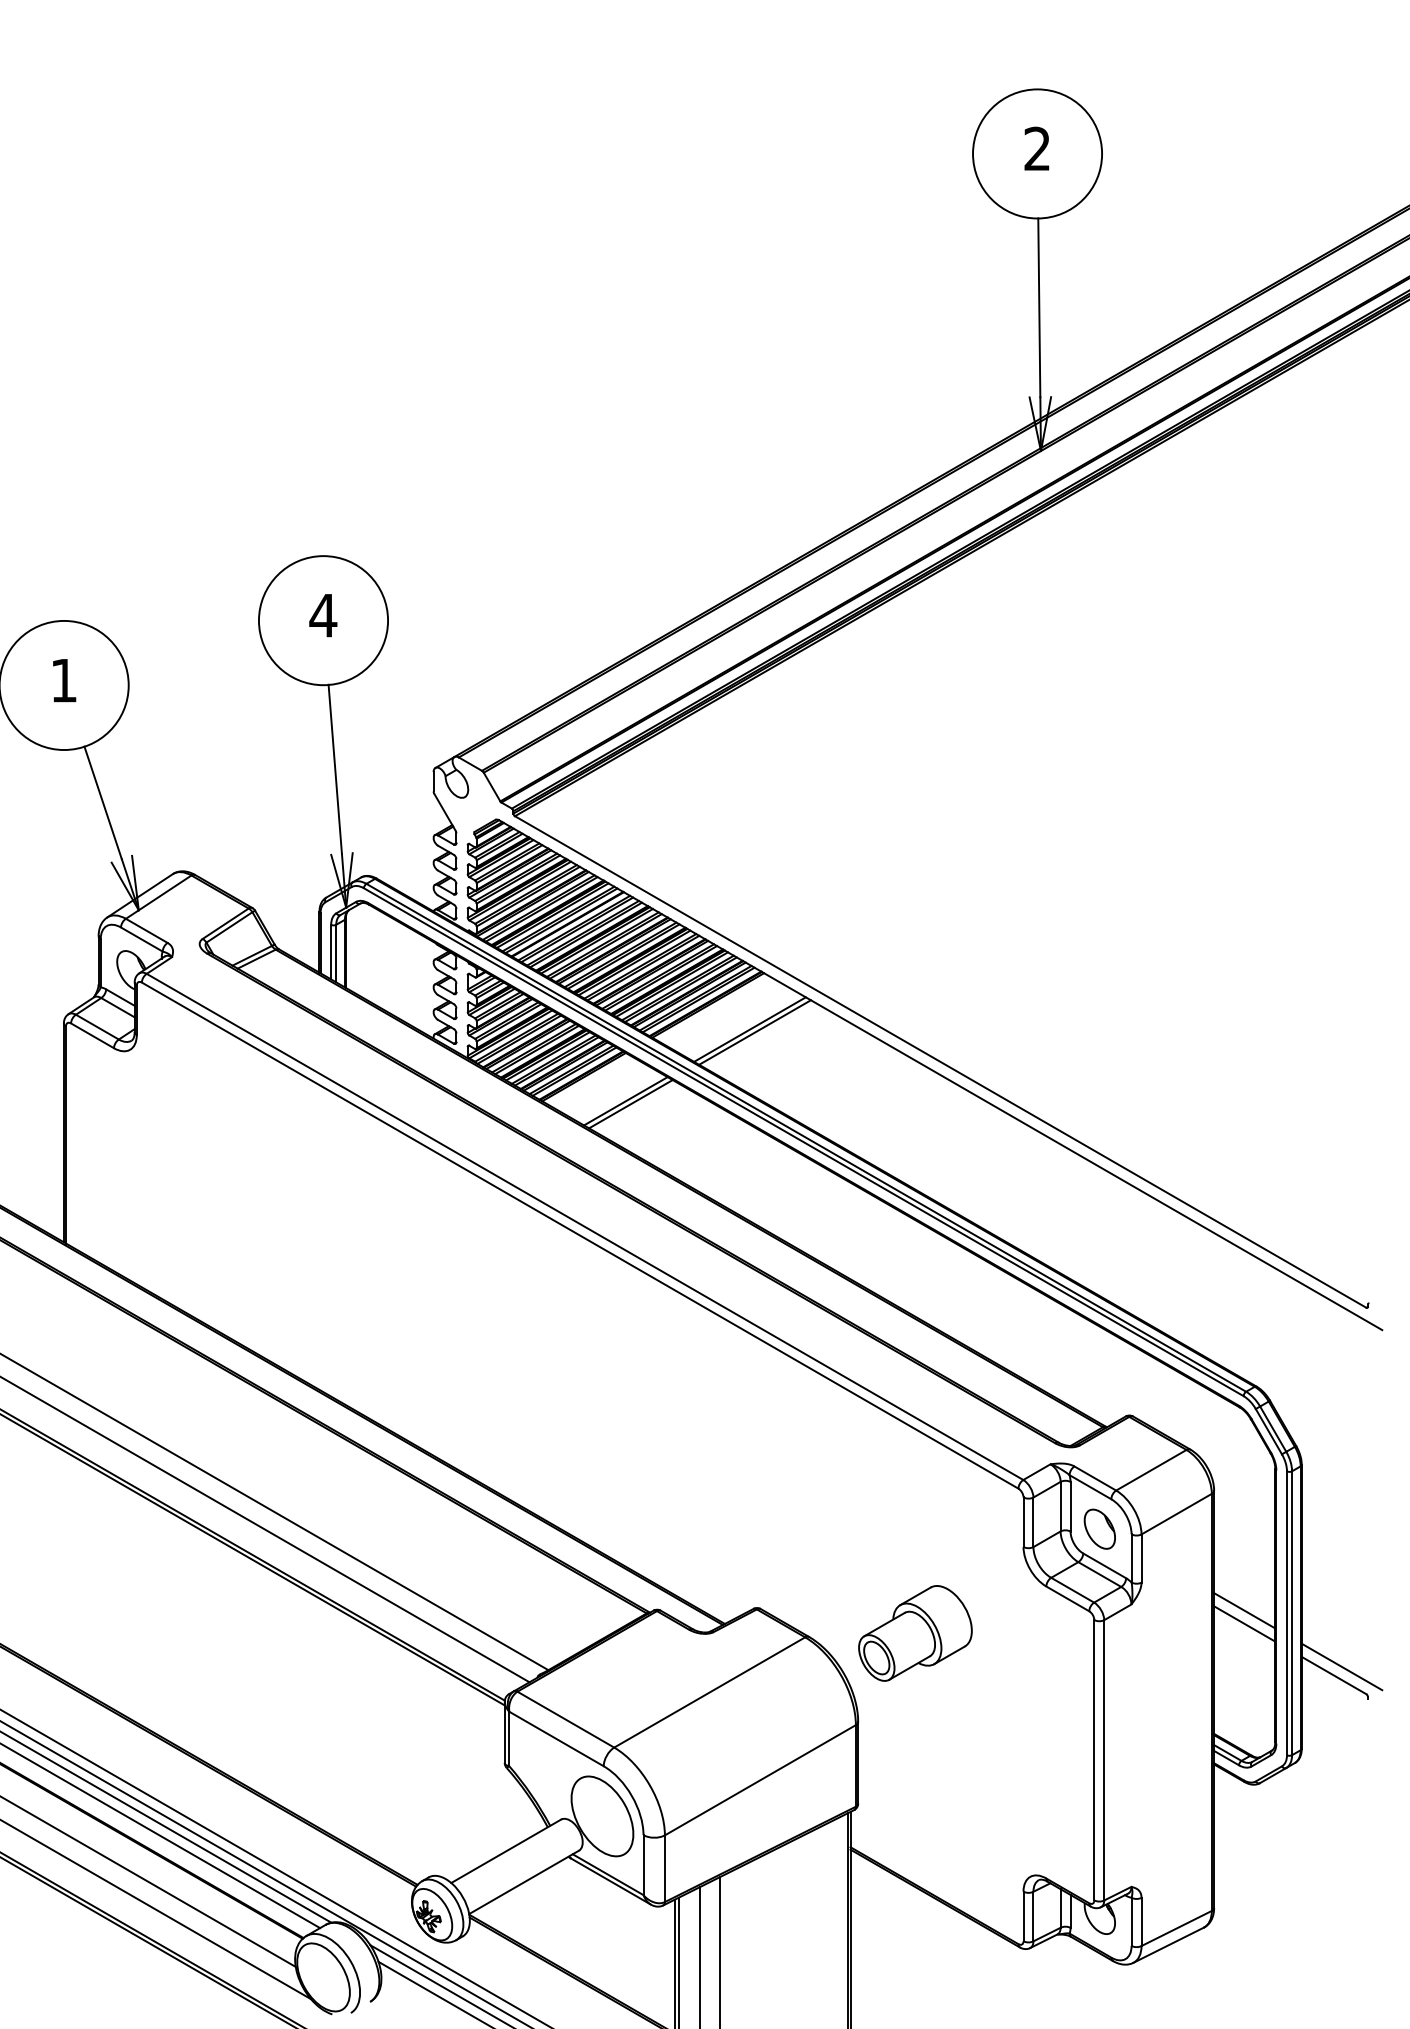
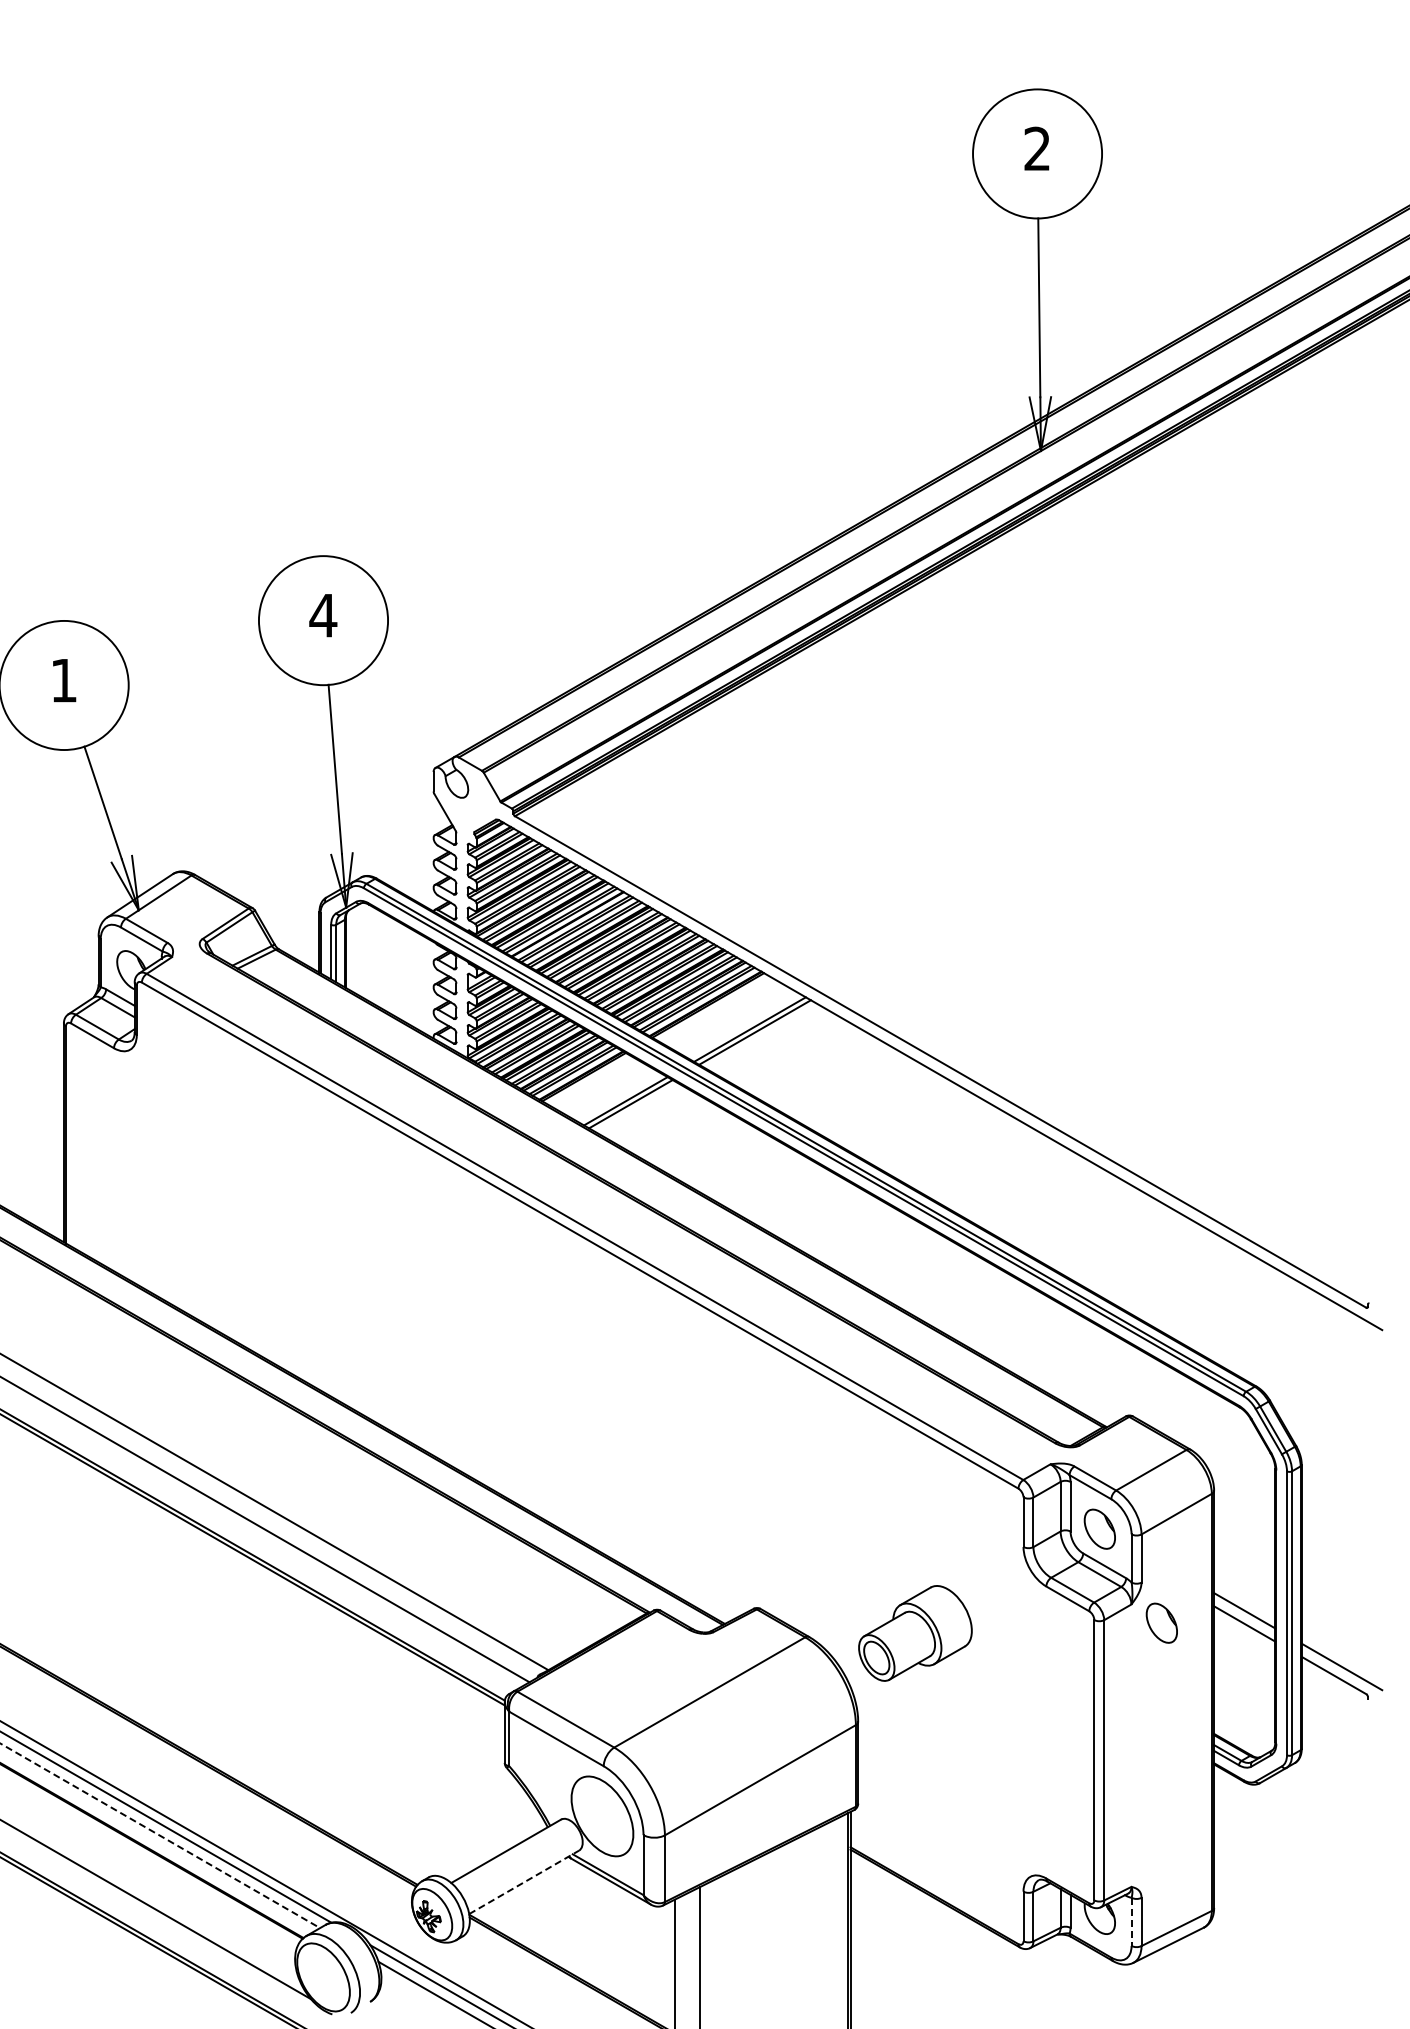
part: none -> present (1161, 1622)
line: solid -> dashed (160, 1836)
line: present -> none (275, 1867)
line: present -> none (148, 1881)
line: solid -> dashed (524, 1882)
line: solid -> dashed (1131, 1922)
line: present -> none (719, 1951)
line: present -> none (678, 1961)
